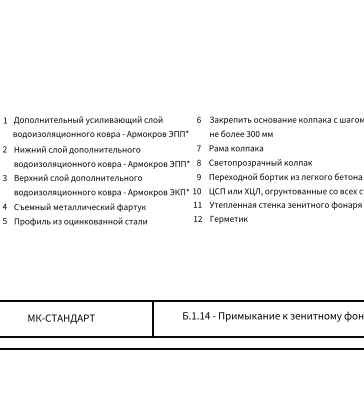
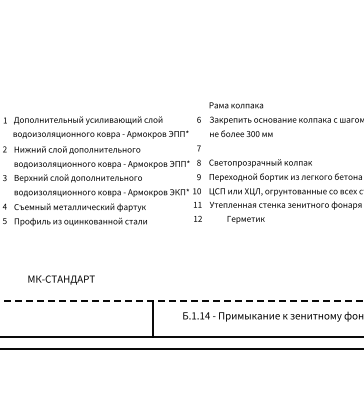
text position: (236, 148) -> (236, 105) (236, 105)
text position: (228, 219) -> (245, 219) (245, 219)
line: solid -> dashed (181, 301)
text position: (61, 318) -> (61, 279) (61, 279)
